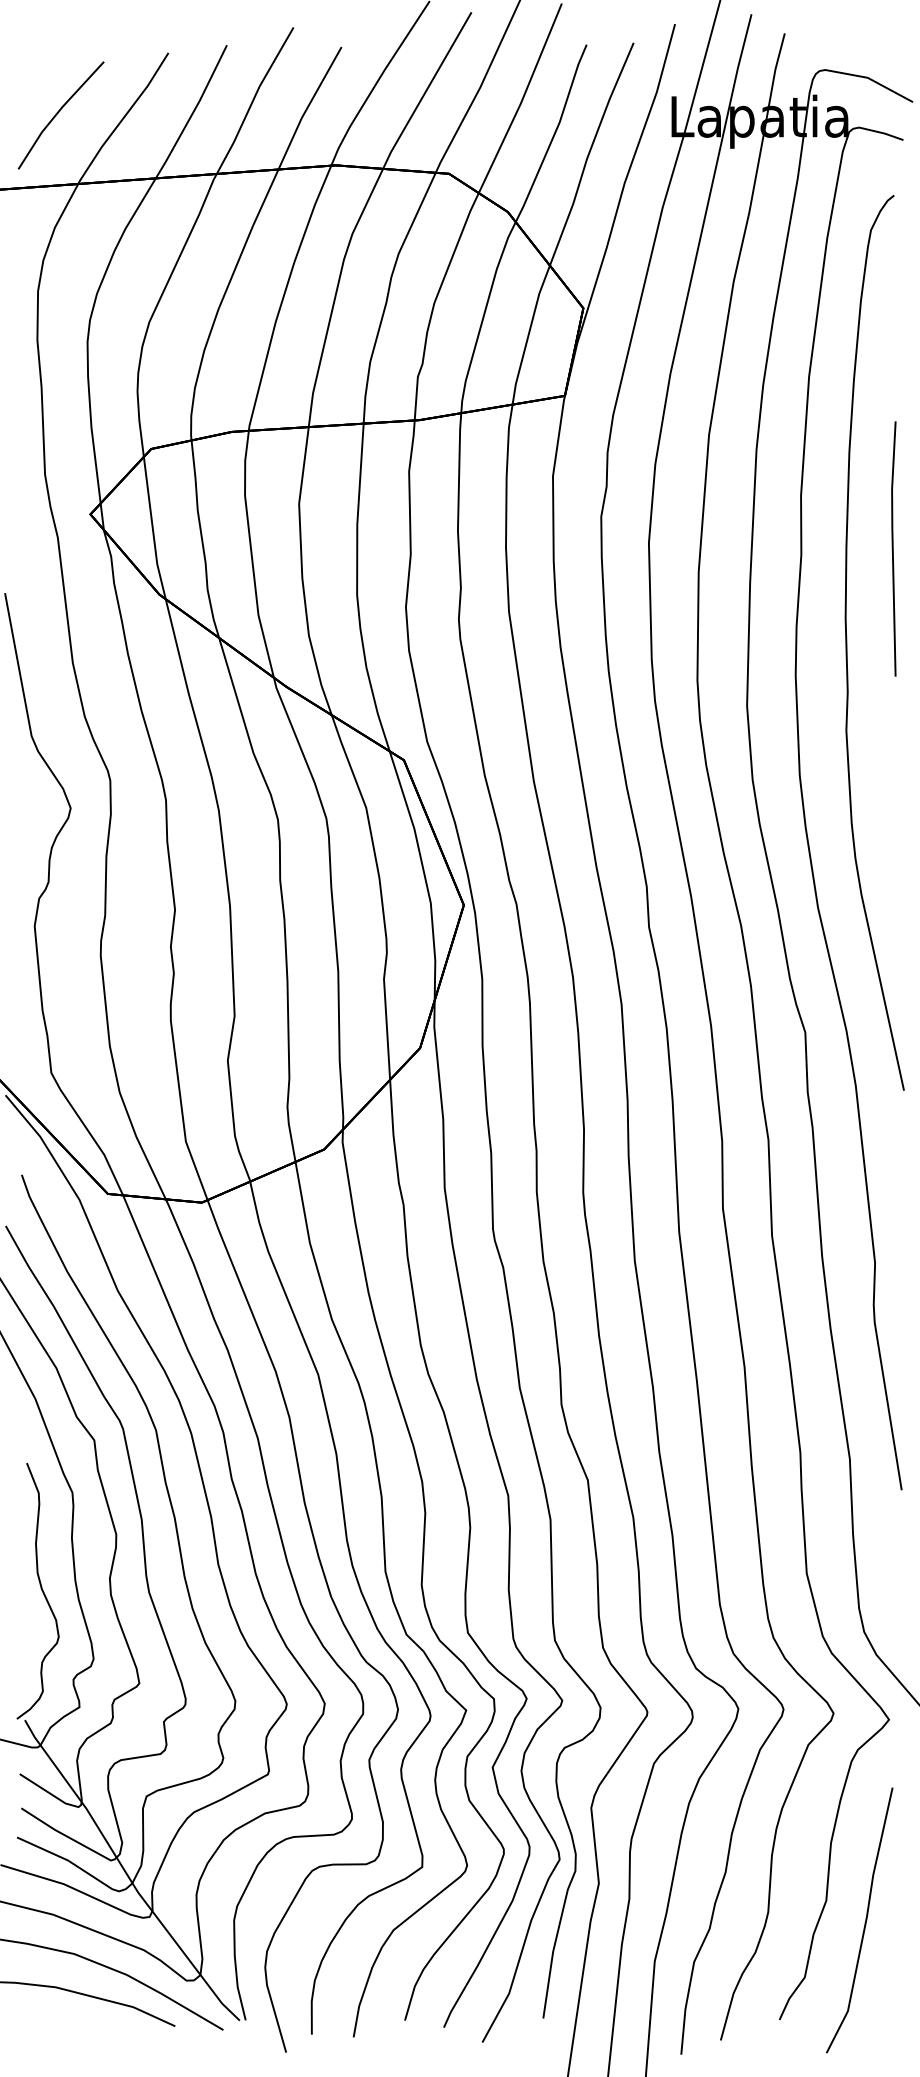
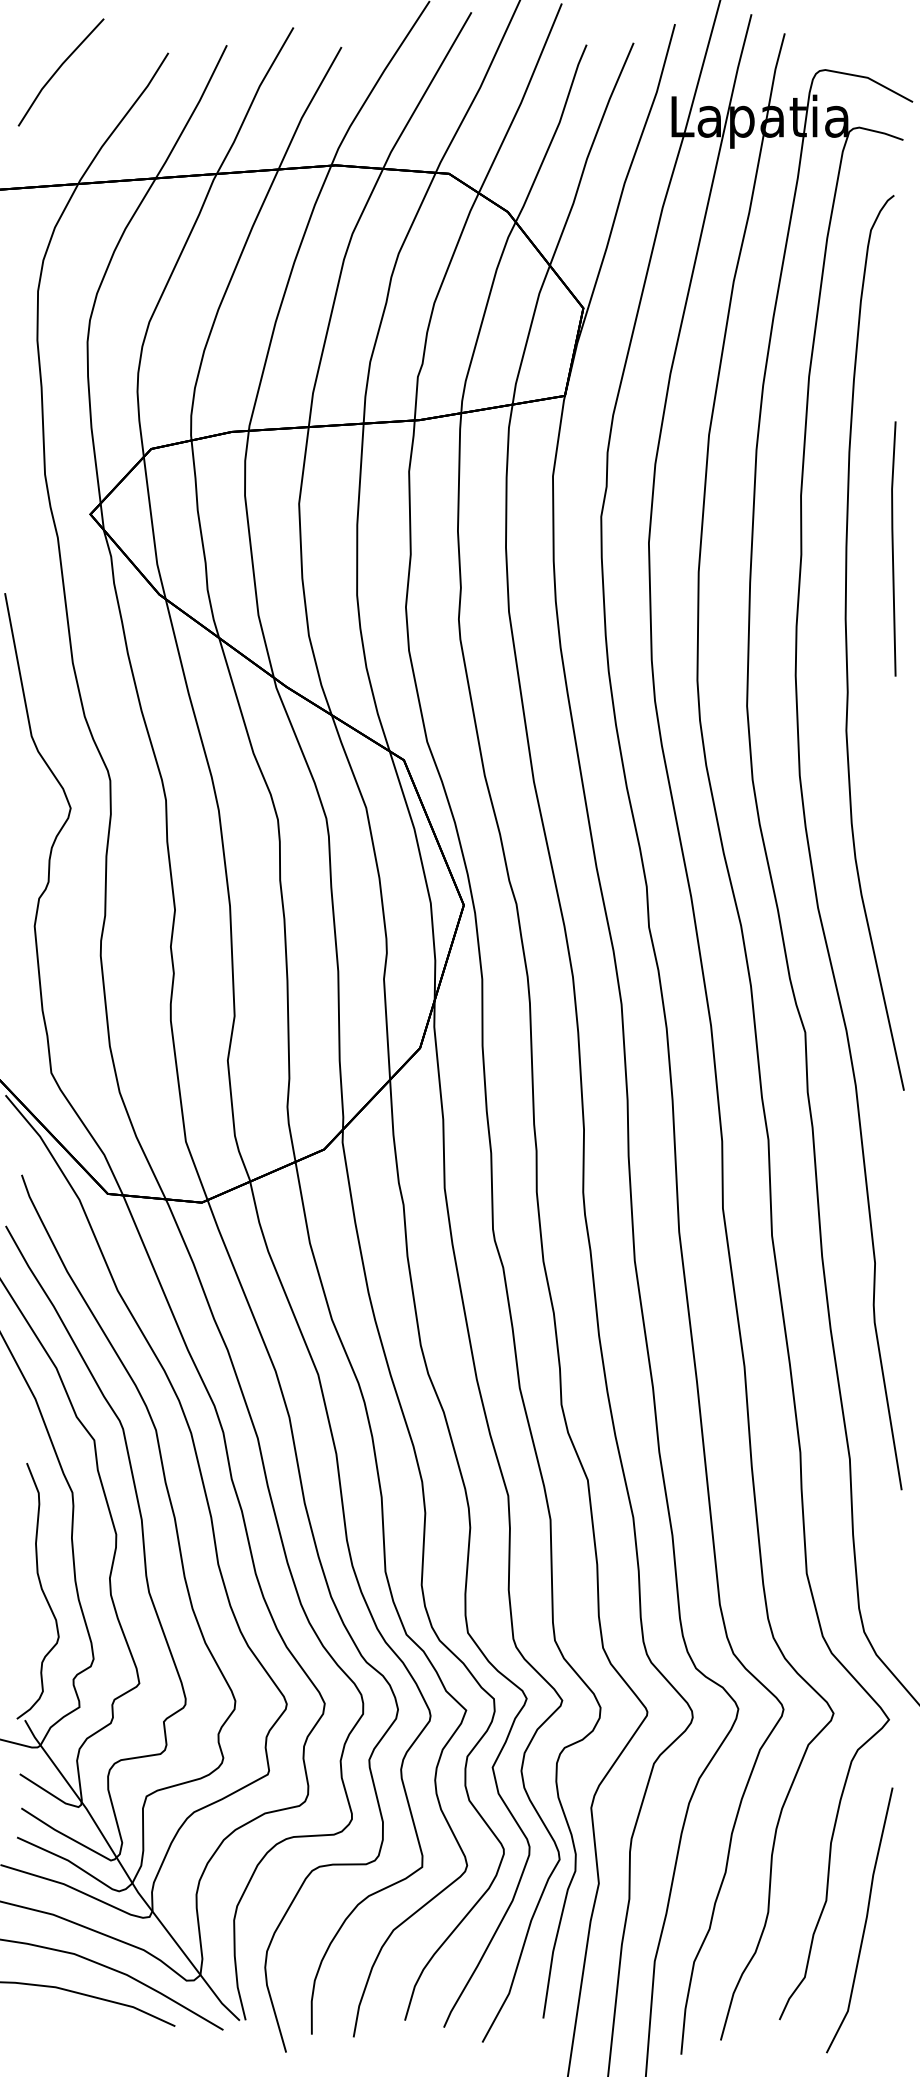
line position: (58, 113) -> (58, 70) (58, 70)
